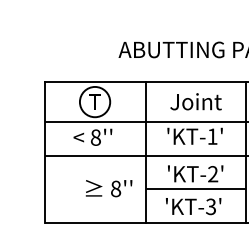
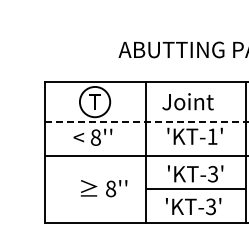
text position: (195, 101) -> (187, 101) (187, 101)
line: solid -> dashed (146, 122)
text: 'KT-2' -> 'KT-3' (213, 174)
text position: (108, 188) -> (103, 188) (103, 188)
